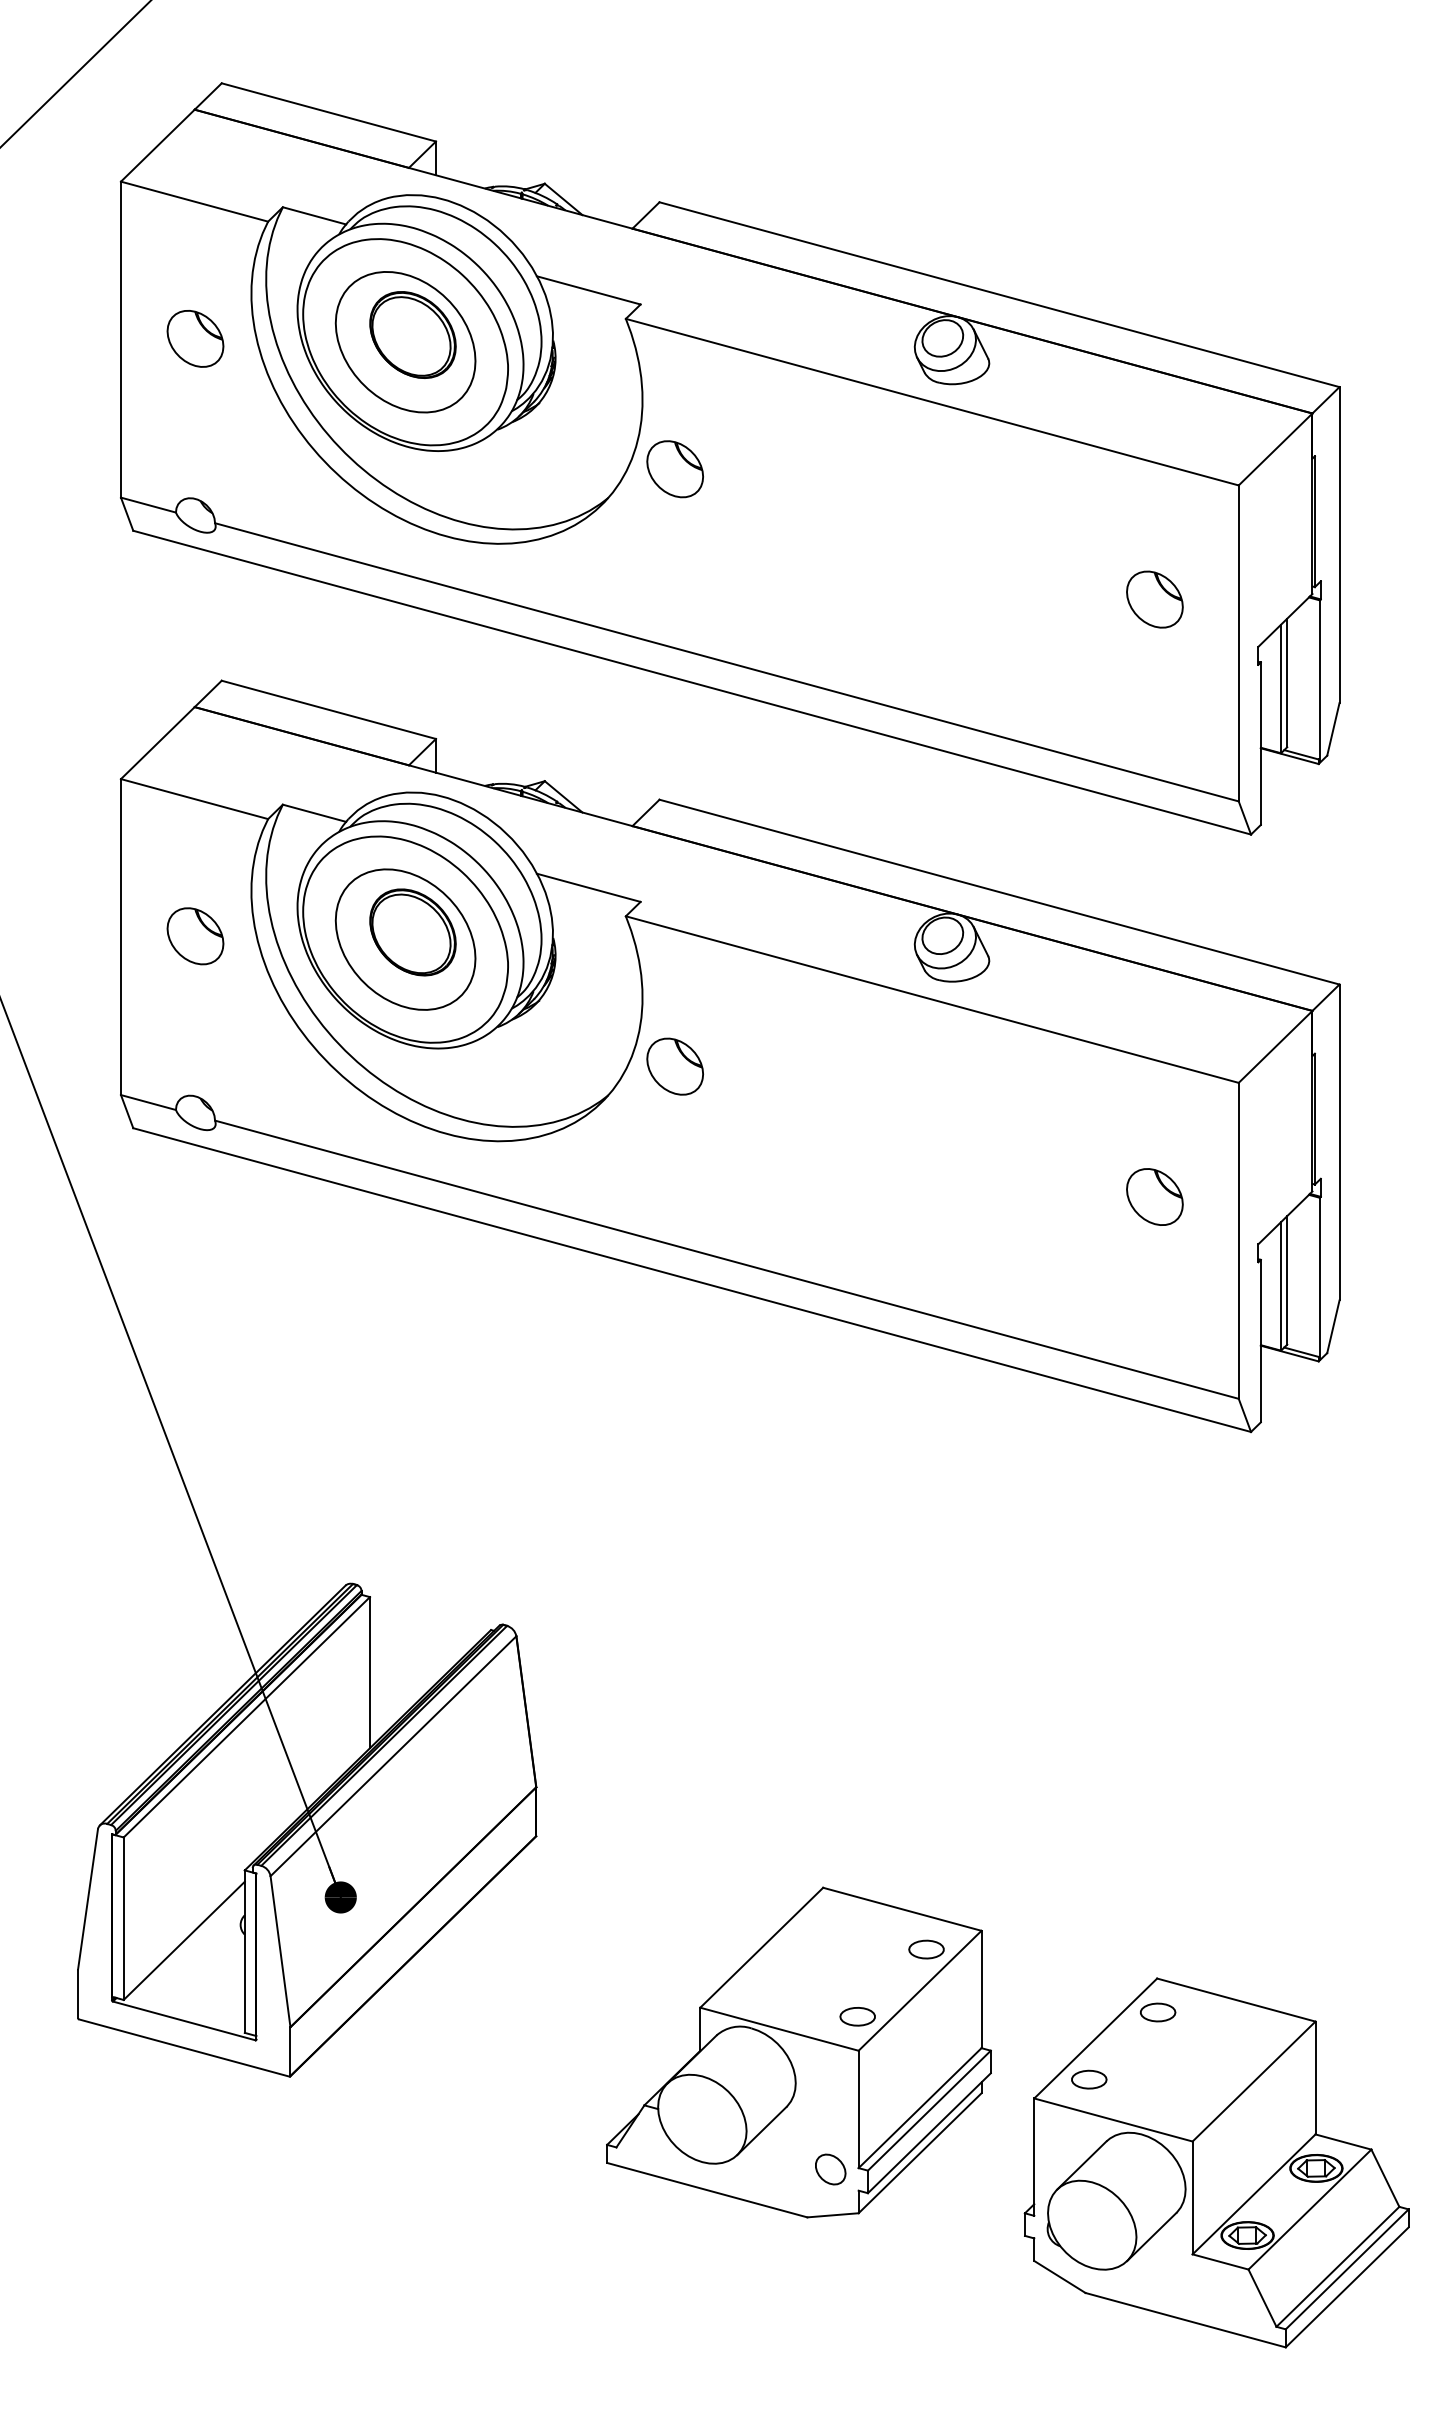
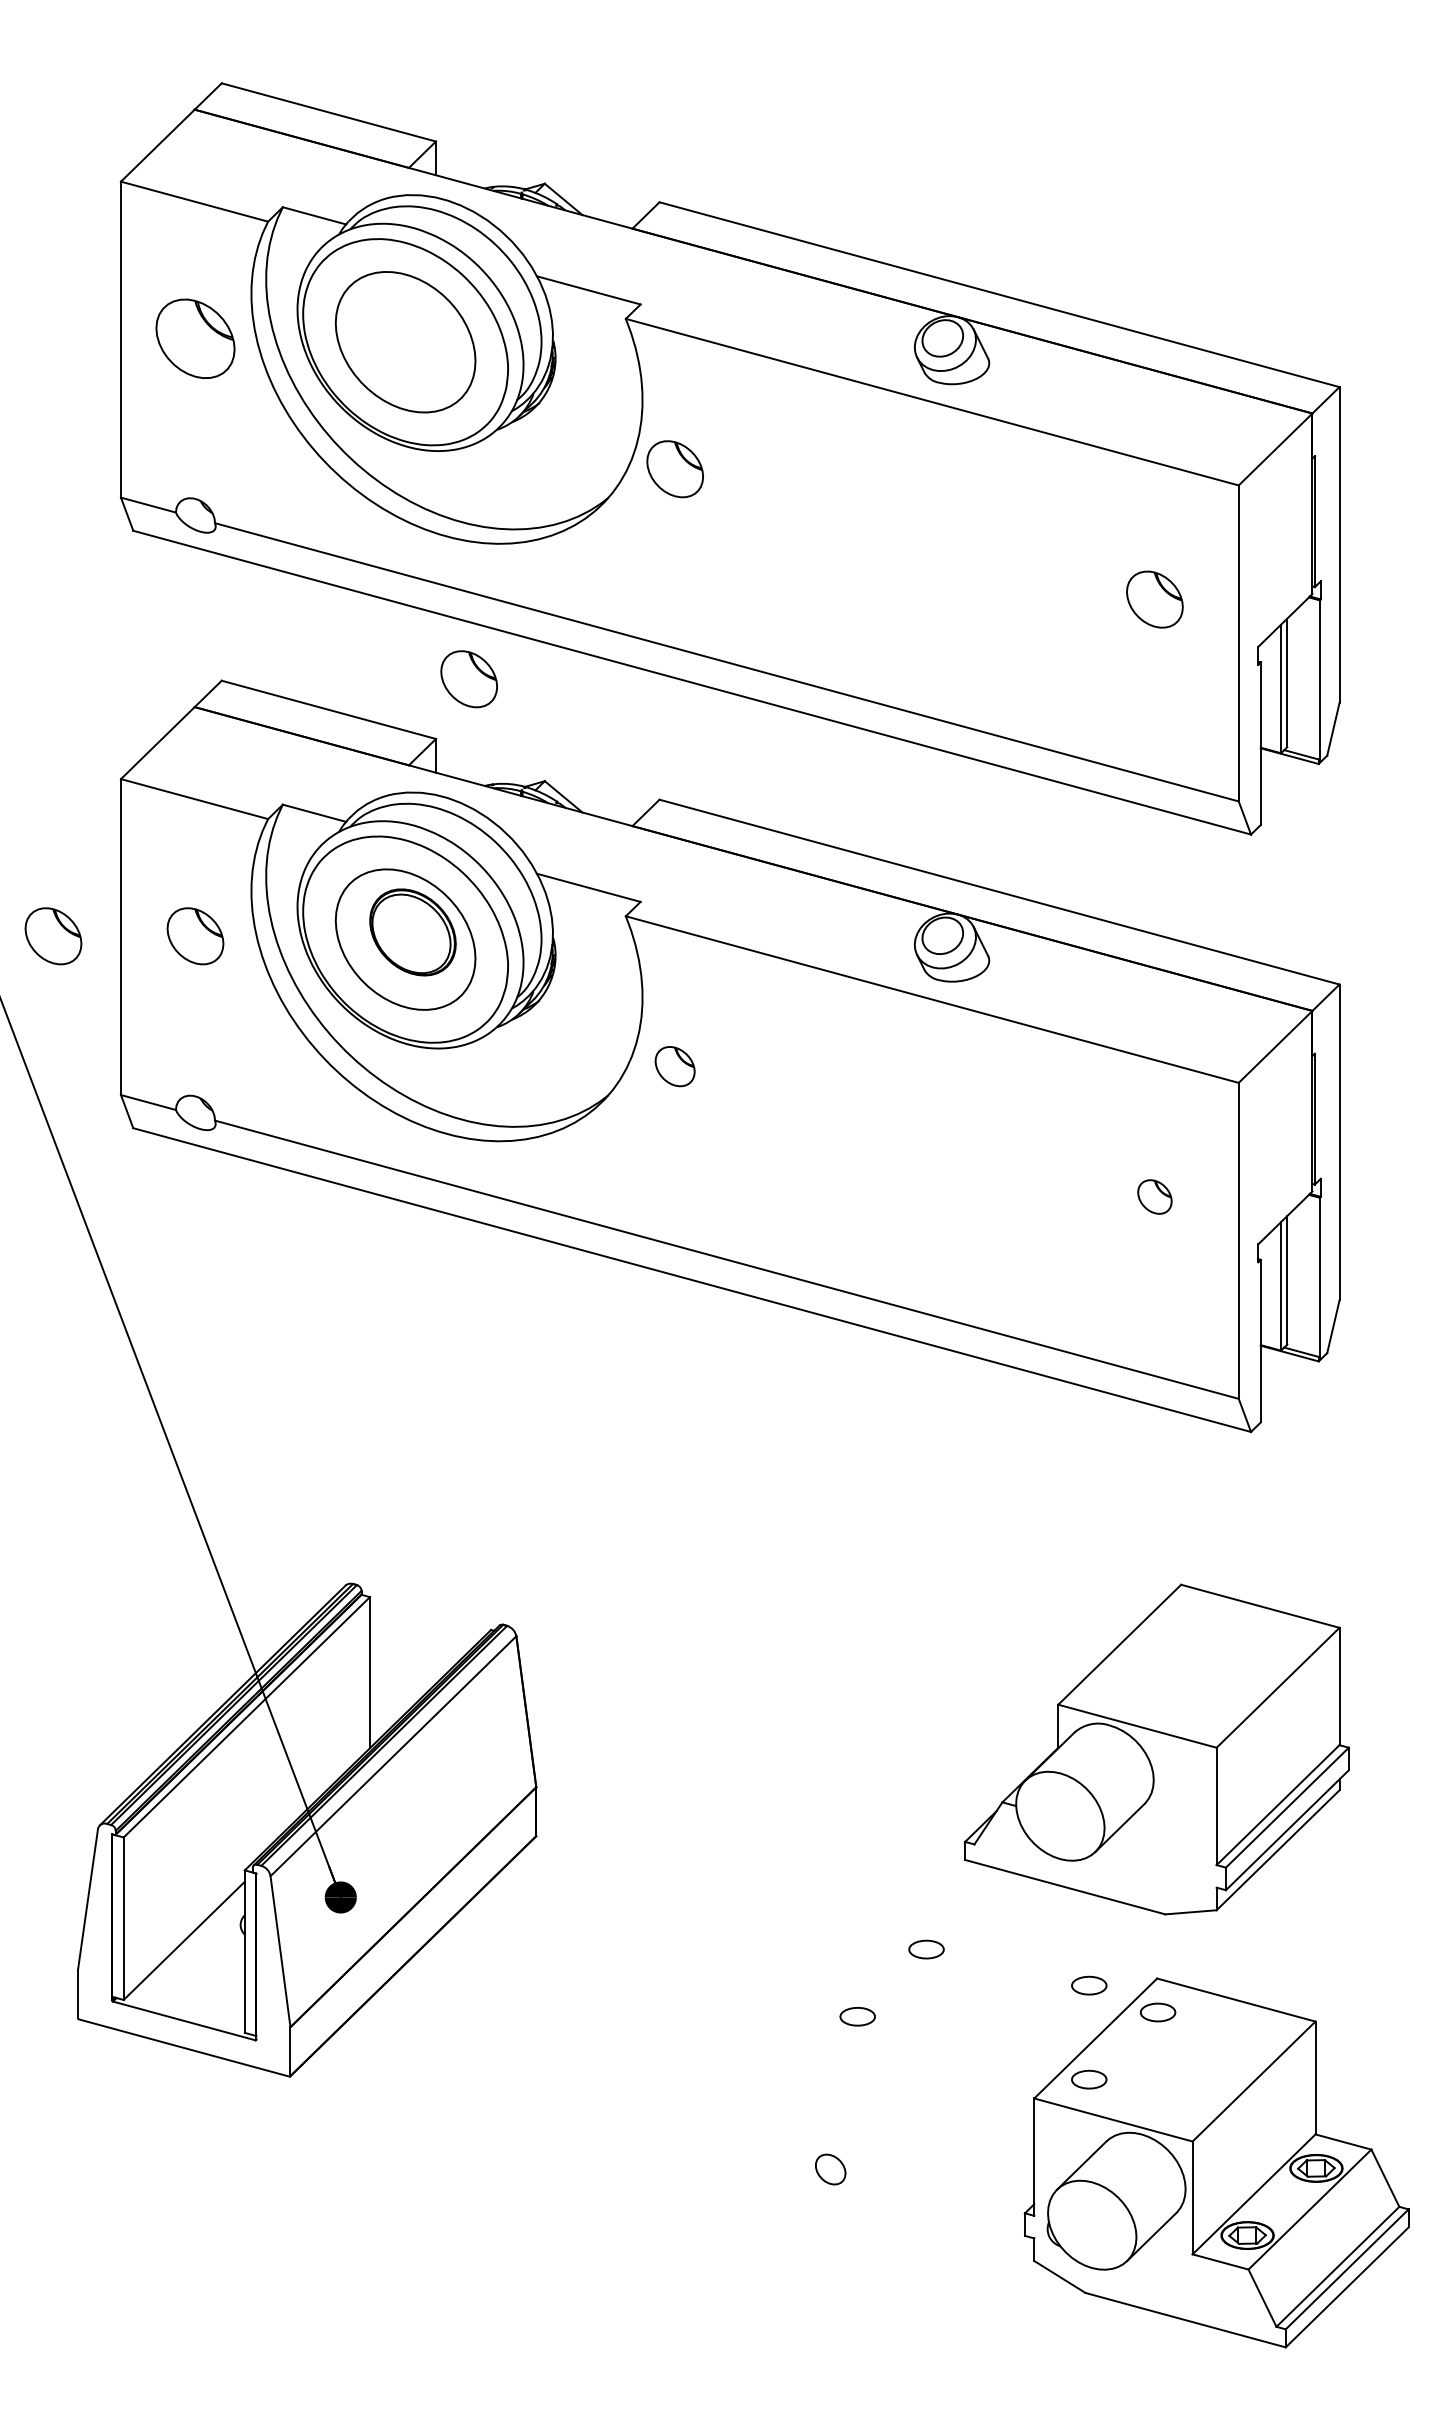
line: present -> none (75, 73)
part: present -> none (412, 334)
part size: 59x58 px -> 81x81 px (195, 338)
part: none -> present (468, 679)
part: none -> present (53, 936)
part size: 58x59 px -> 42x42 px (674, 1066)
part size: 58x58 px -> 36x36 px (1154, 1196)
part: none -> present (1089, 1985)
part position: (798, 2052) -> (1156, 1749) (1156, 1749)
